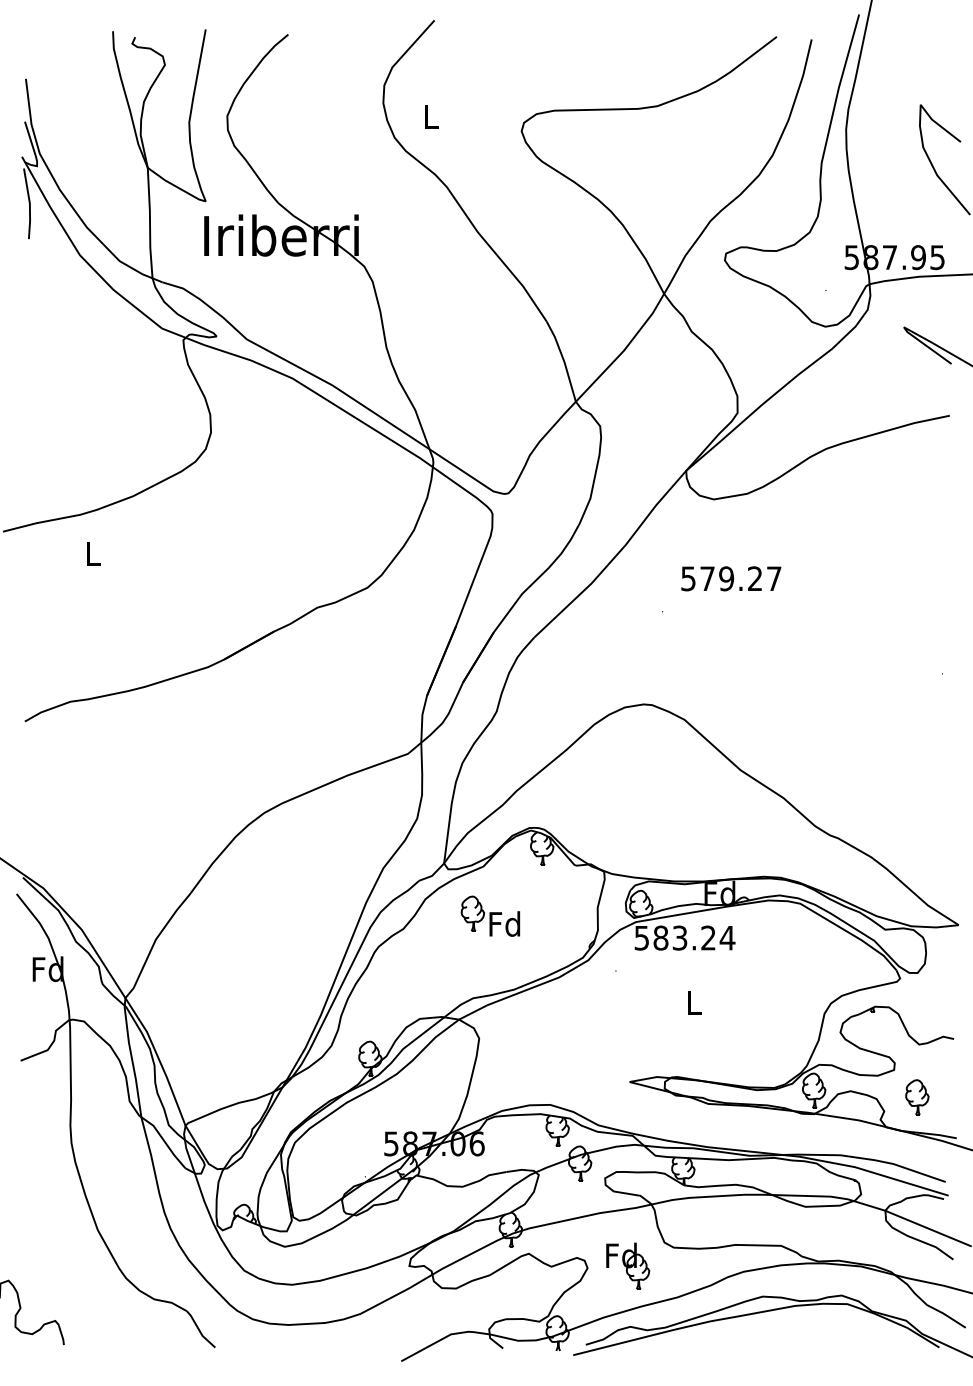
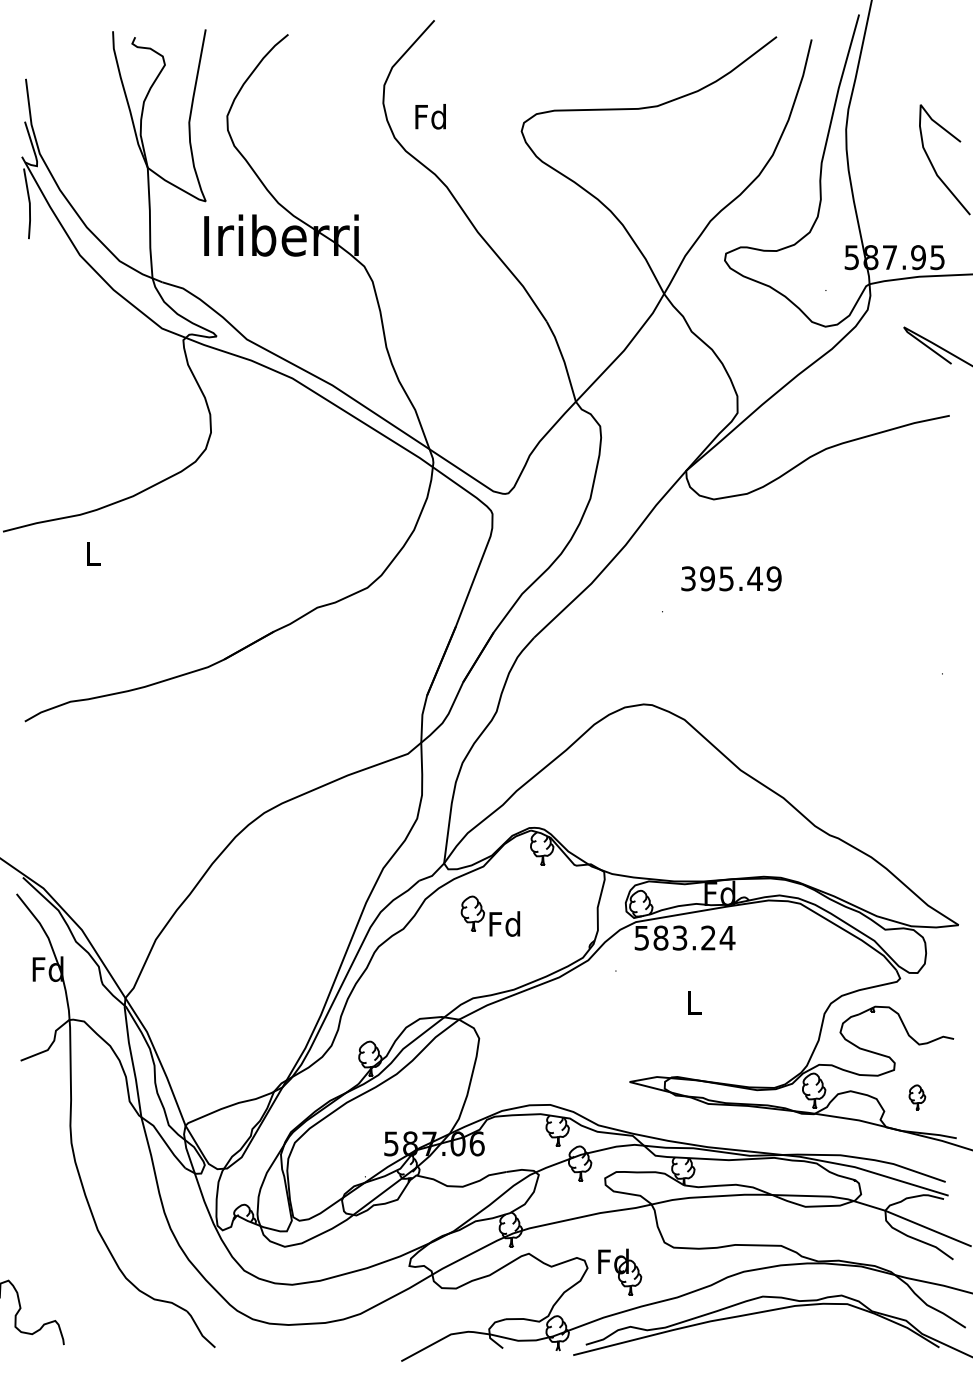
text: L -> Fd (430, 116)
text: 579.27 -> 395.49 (731, 578)
part size: 25x37 px -> 19x27 px (917, 1097)
part position: (628, 1265) -> (620, 1271) (620, 1271)
